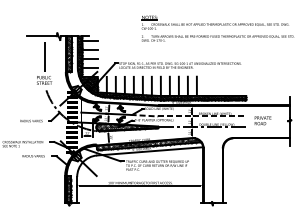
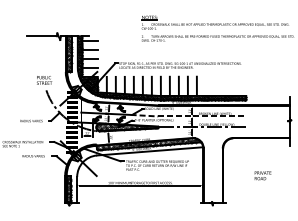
line: present -> none (44, 53)
text position: (262, 120) -> (262, 175) (262, 175)
